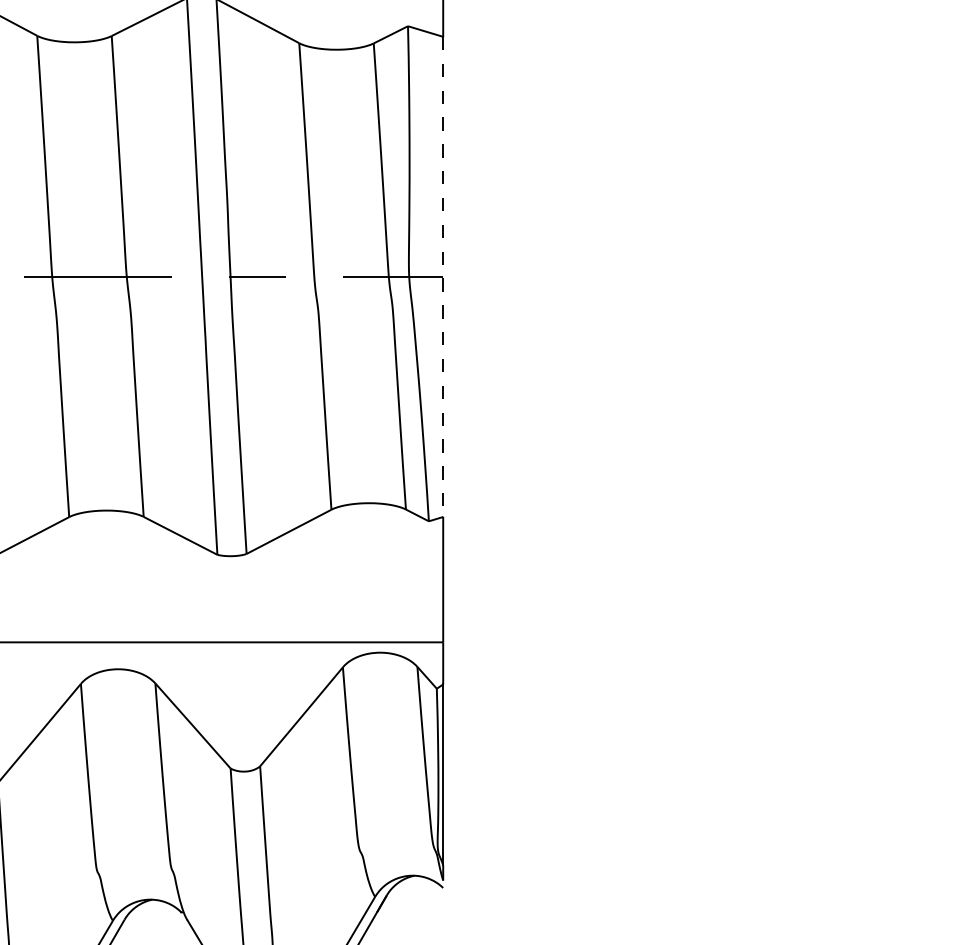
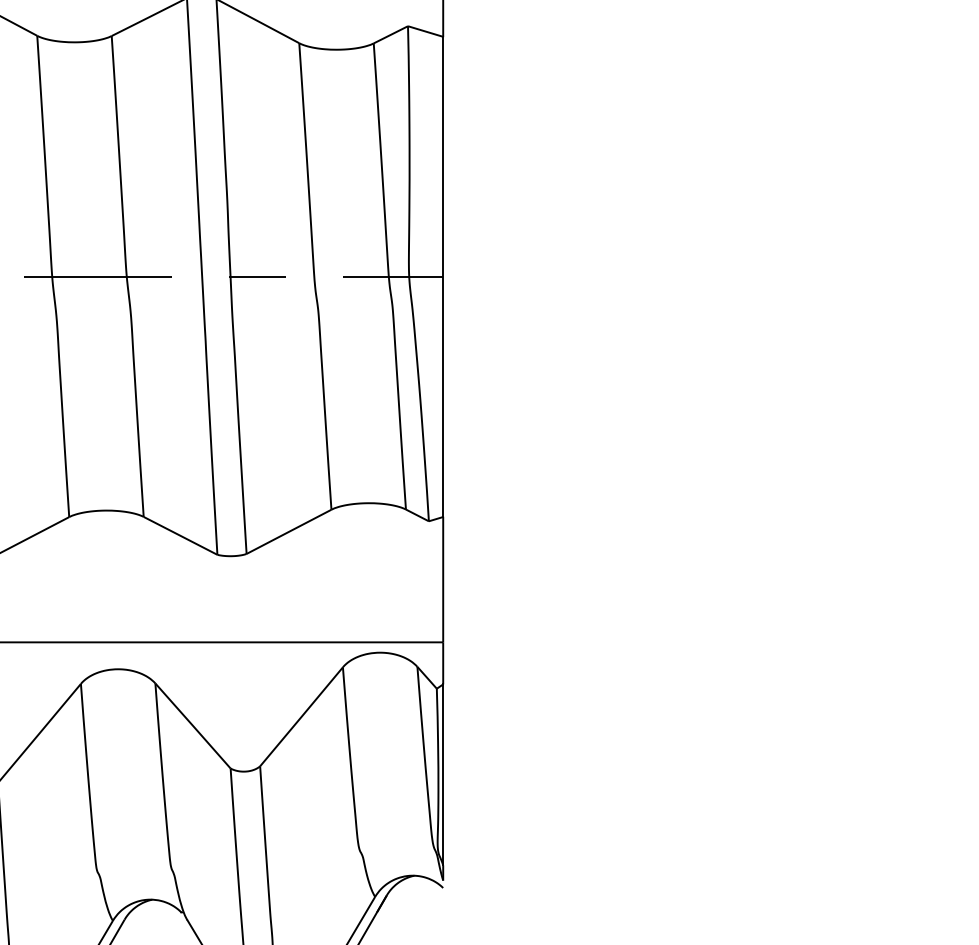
line: dashed -> solid (443, 277)
